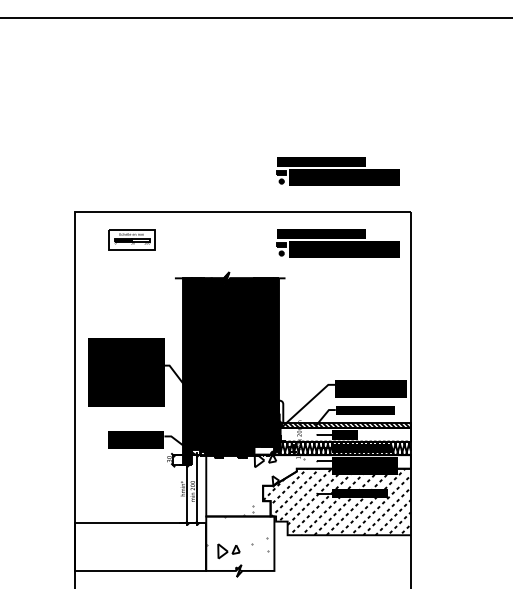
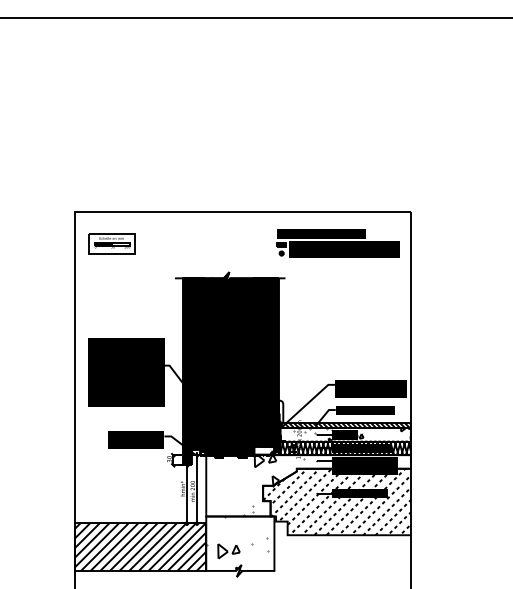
part: present -> none (337, 171)
part position: (131, 239) -> (111, 243) (111, 243)
hatch: none -> present (352, 434)
hatch: none -> present (140, 546)
